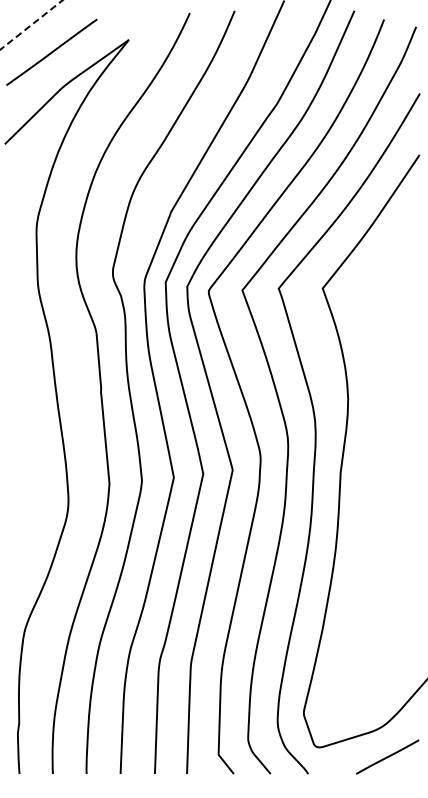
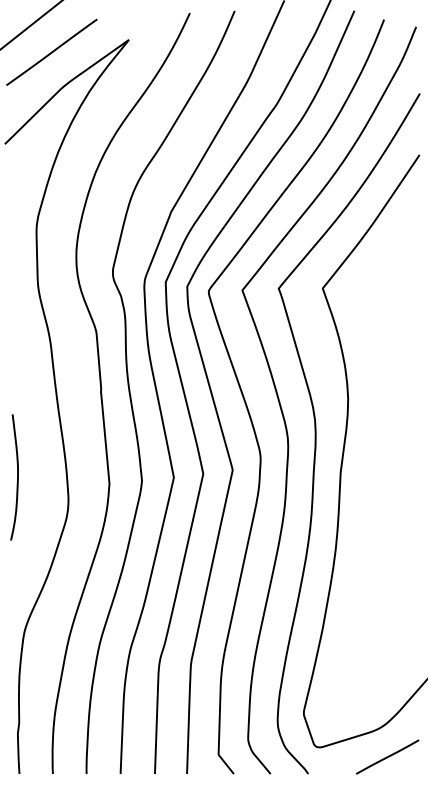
line: dashed -> solid (31, 24)
curve: none -> present (17, 477)
